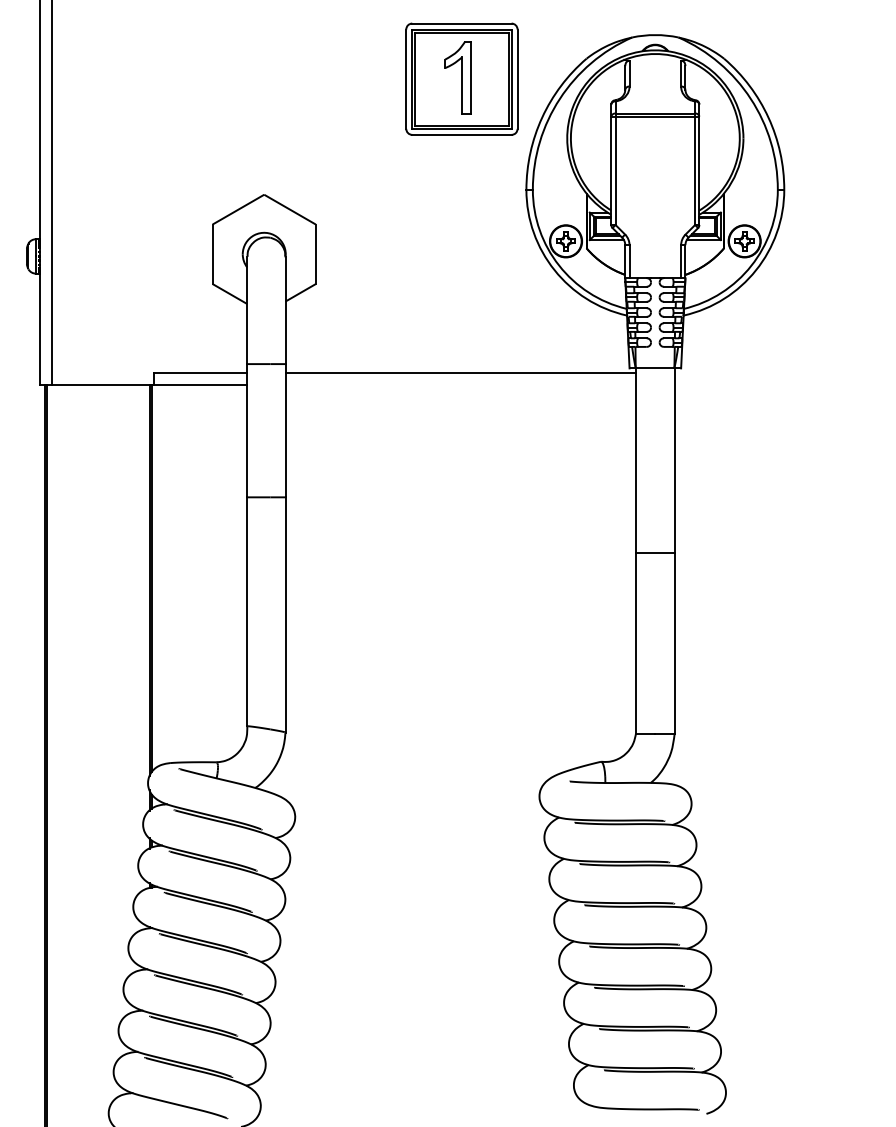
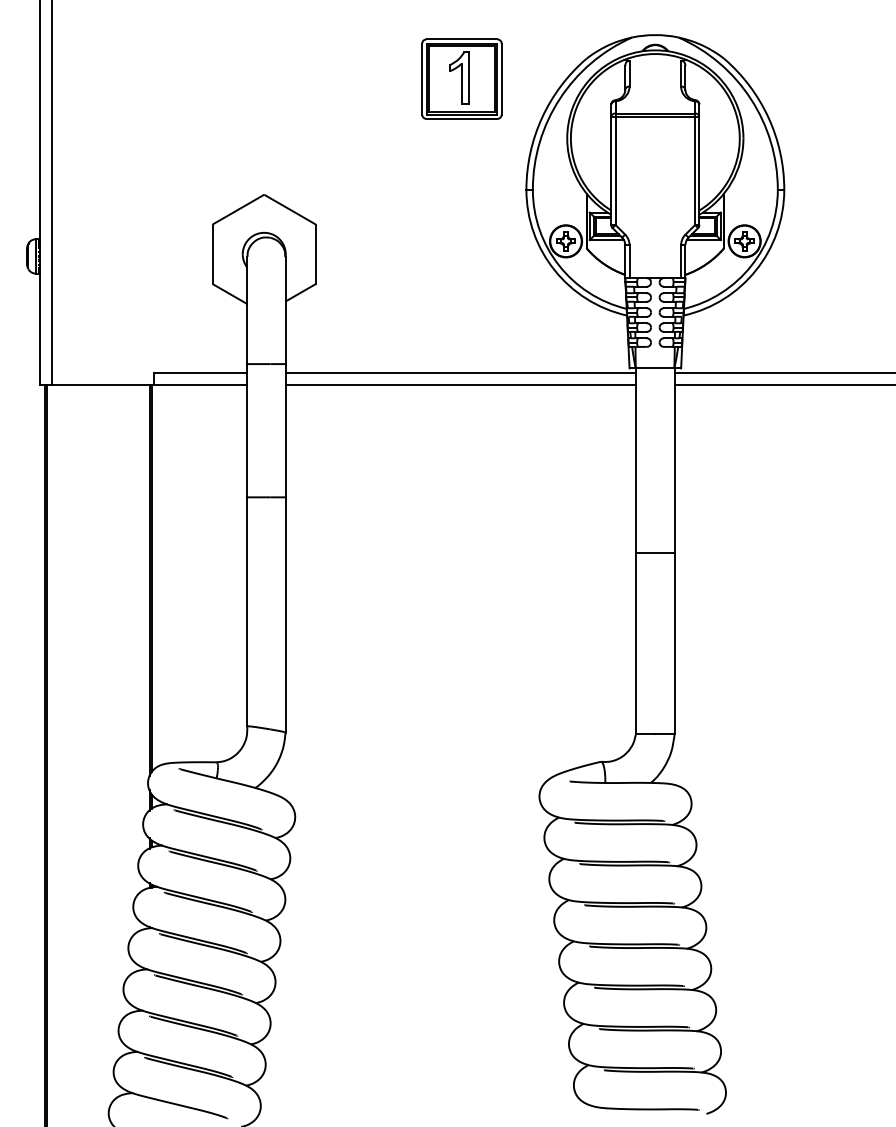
part size: 114x114 px -> 82x82 px (461, 78)
line: none -> present (783, 373)
line: none -> present (460, 385)
line: none -> present (783, 385)
